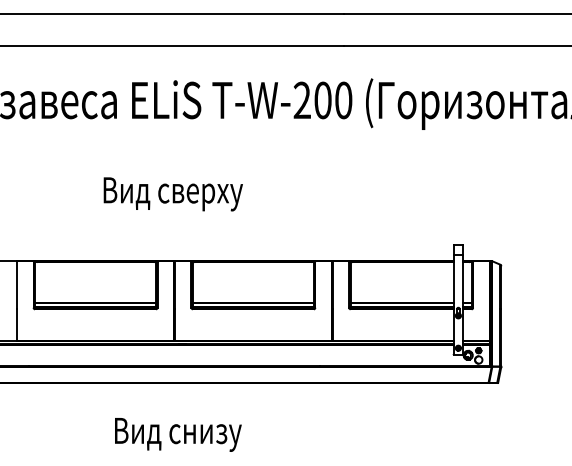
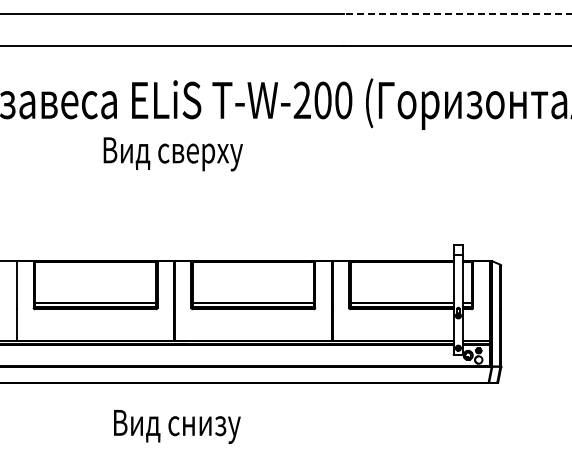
line: solid -> dashed (457, 13)
text position: (172, 194) -> (172, 154) (172, 154)
text position: (178, 434) -> (177, 426) (177, 426)
